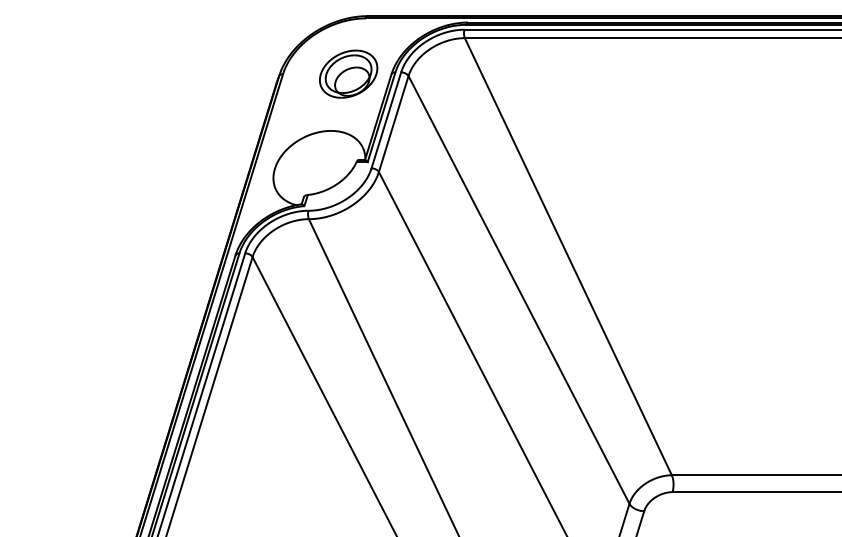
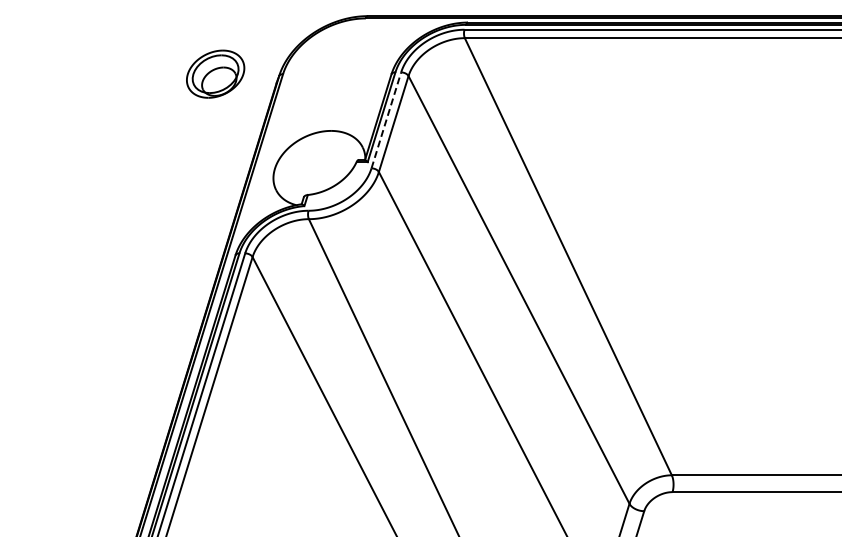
part position: (348, 73) -> (215, 73) (215, 73)
line: solid -> dashed (386, 119)
